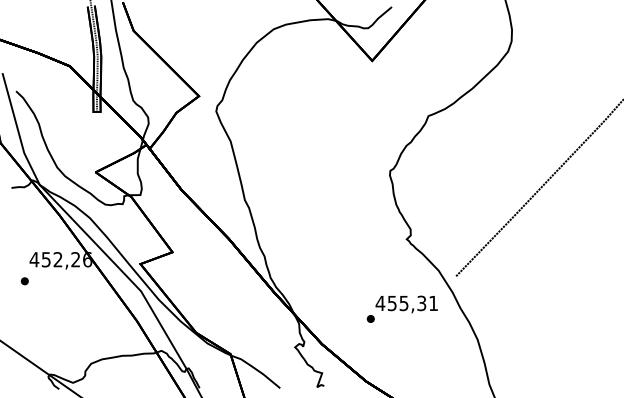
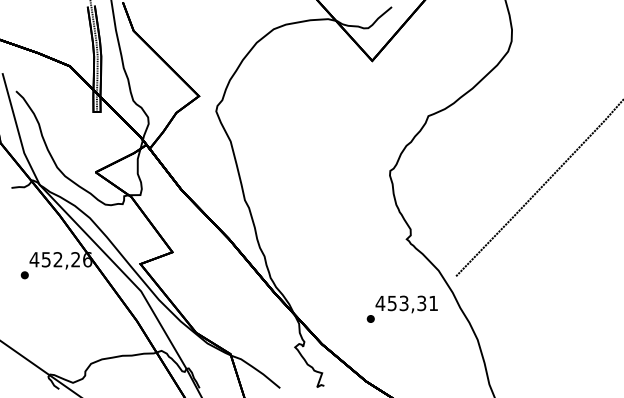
part position: (24, 281) -> (24, 275) (24, 275)
text: 455,31 -> 453,31 (404, 302)
